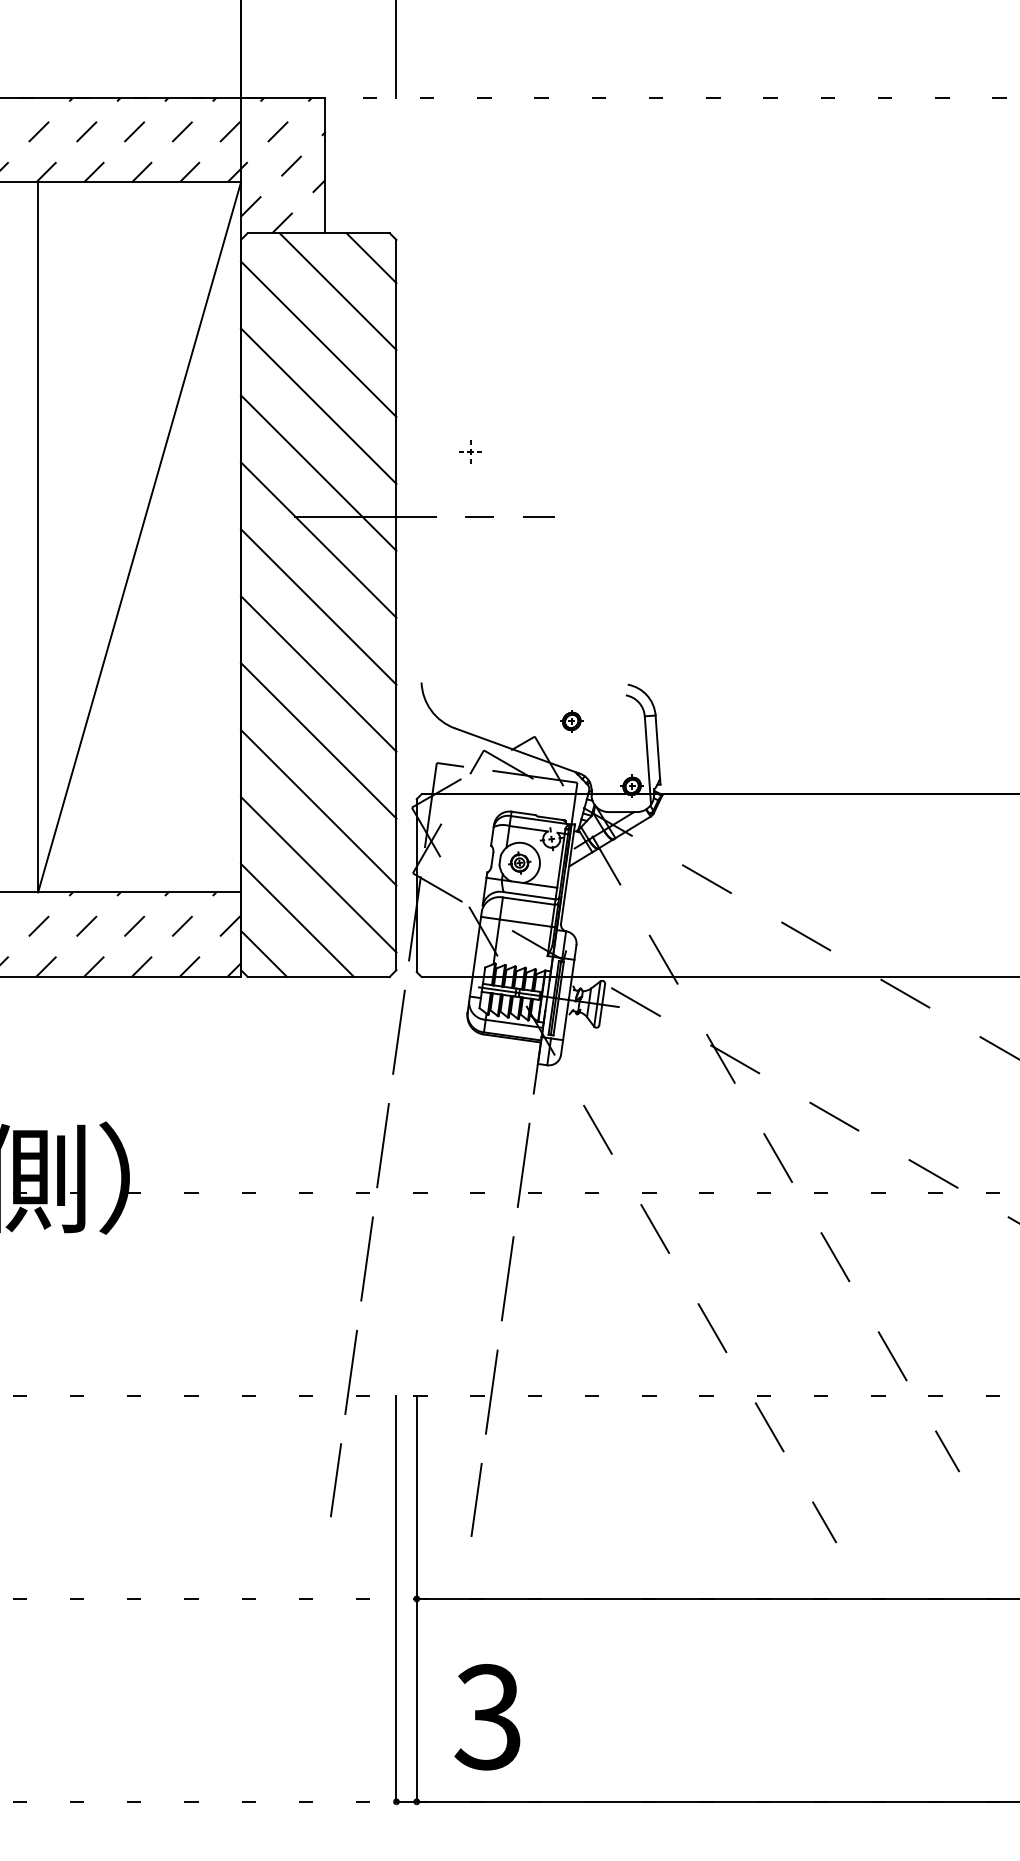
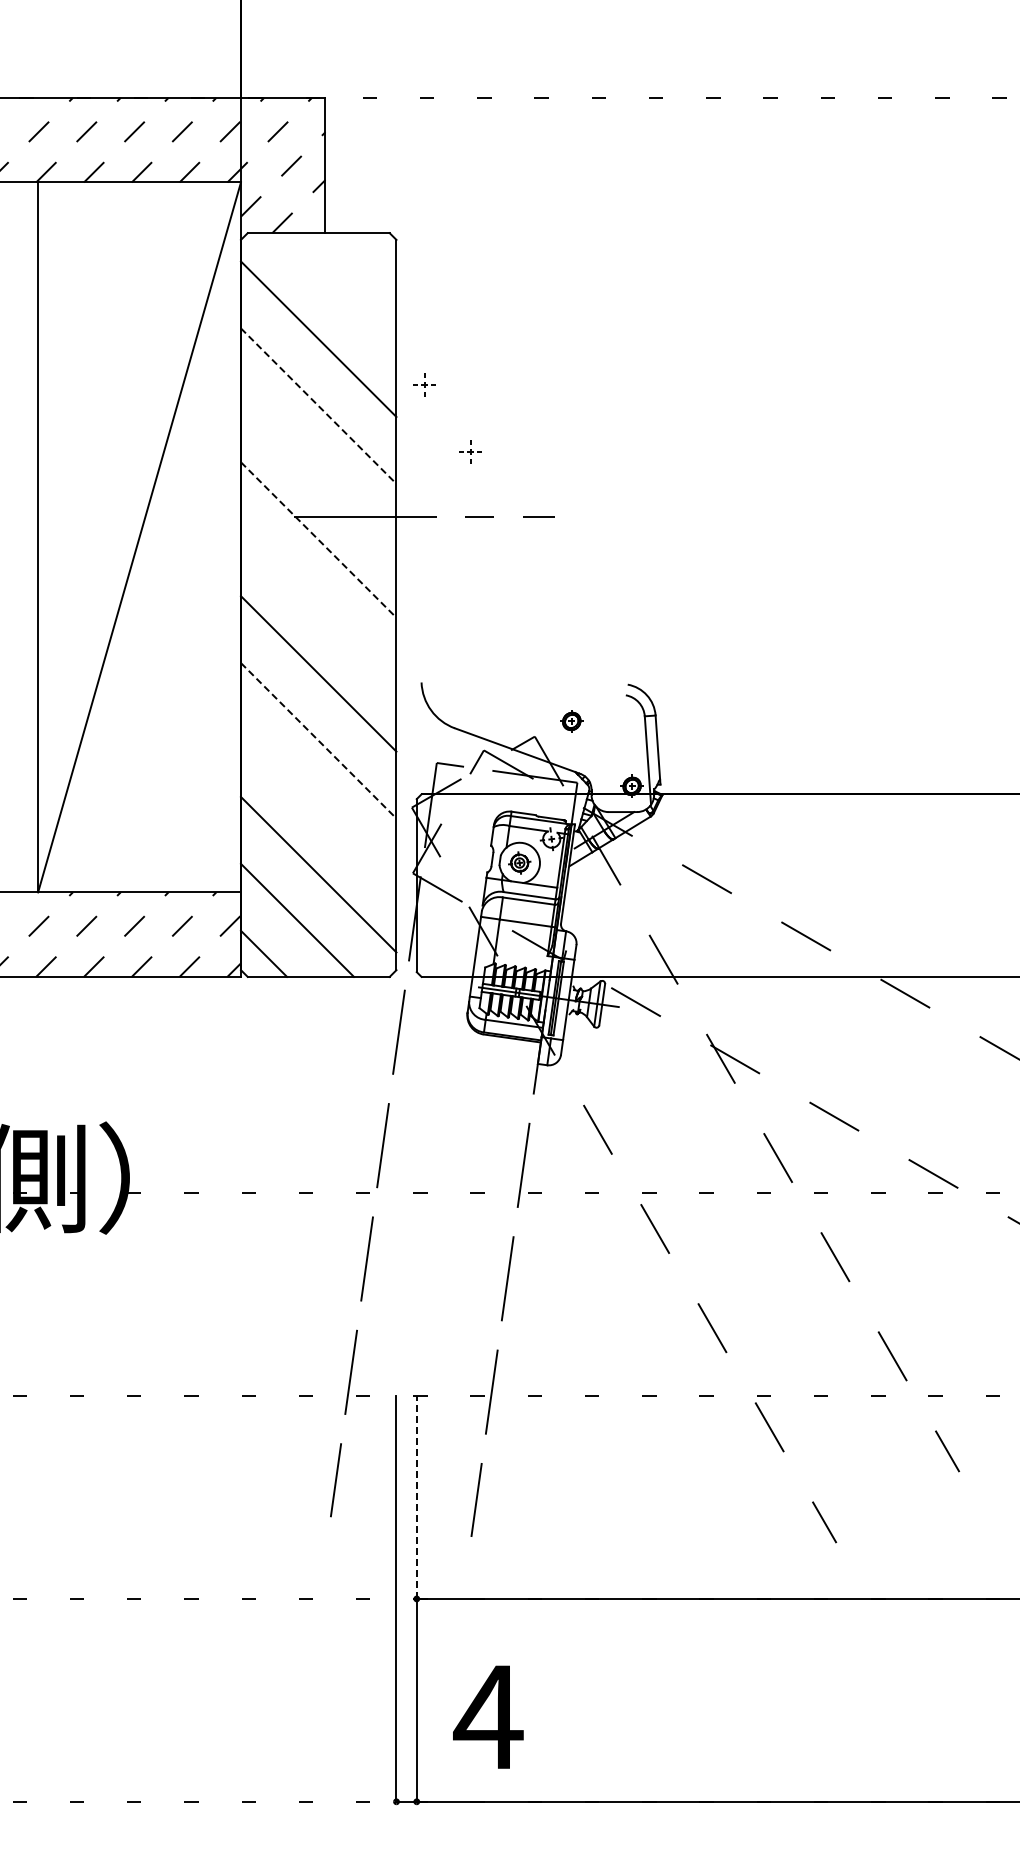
line: present -> none (396, 49)
line: present -> none (371, 258)
line: present -> none (337, 291)
part: none -> present (424, 384)
line: solid -> dashed (318, 406)
line: present -> none (318, 472)
line: solid -> dashed (318, 540)
line: present -> none (318, 606)
line: solid -> dashed (318, 740)
line: present -> none (318, 807)
line: solid -> dashed (416, 1497)
text: 3 -> 4 (488, 1717)
